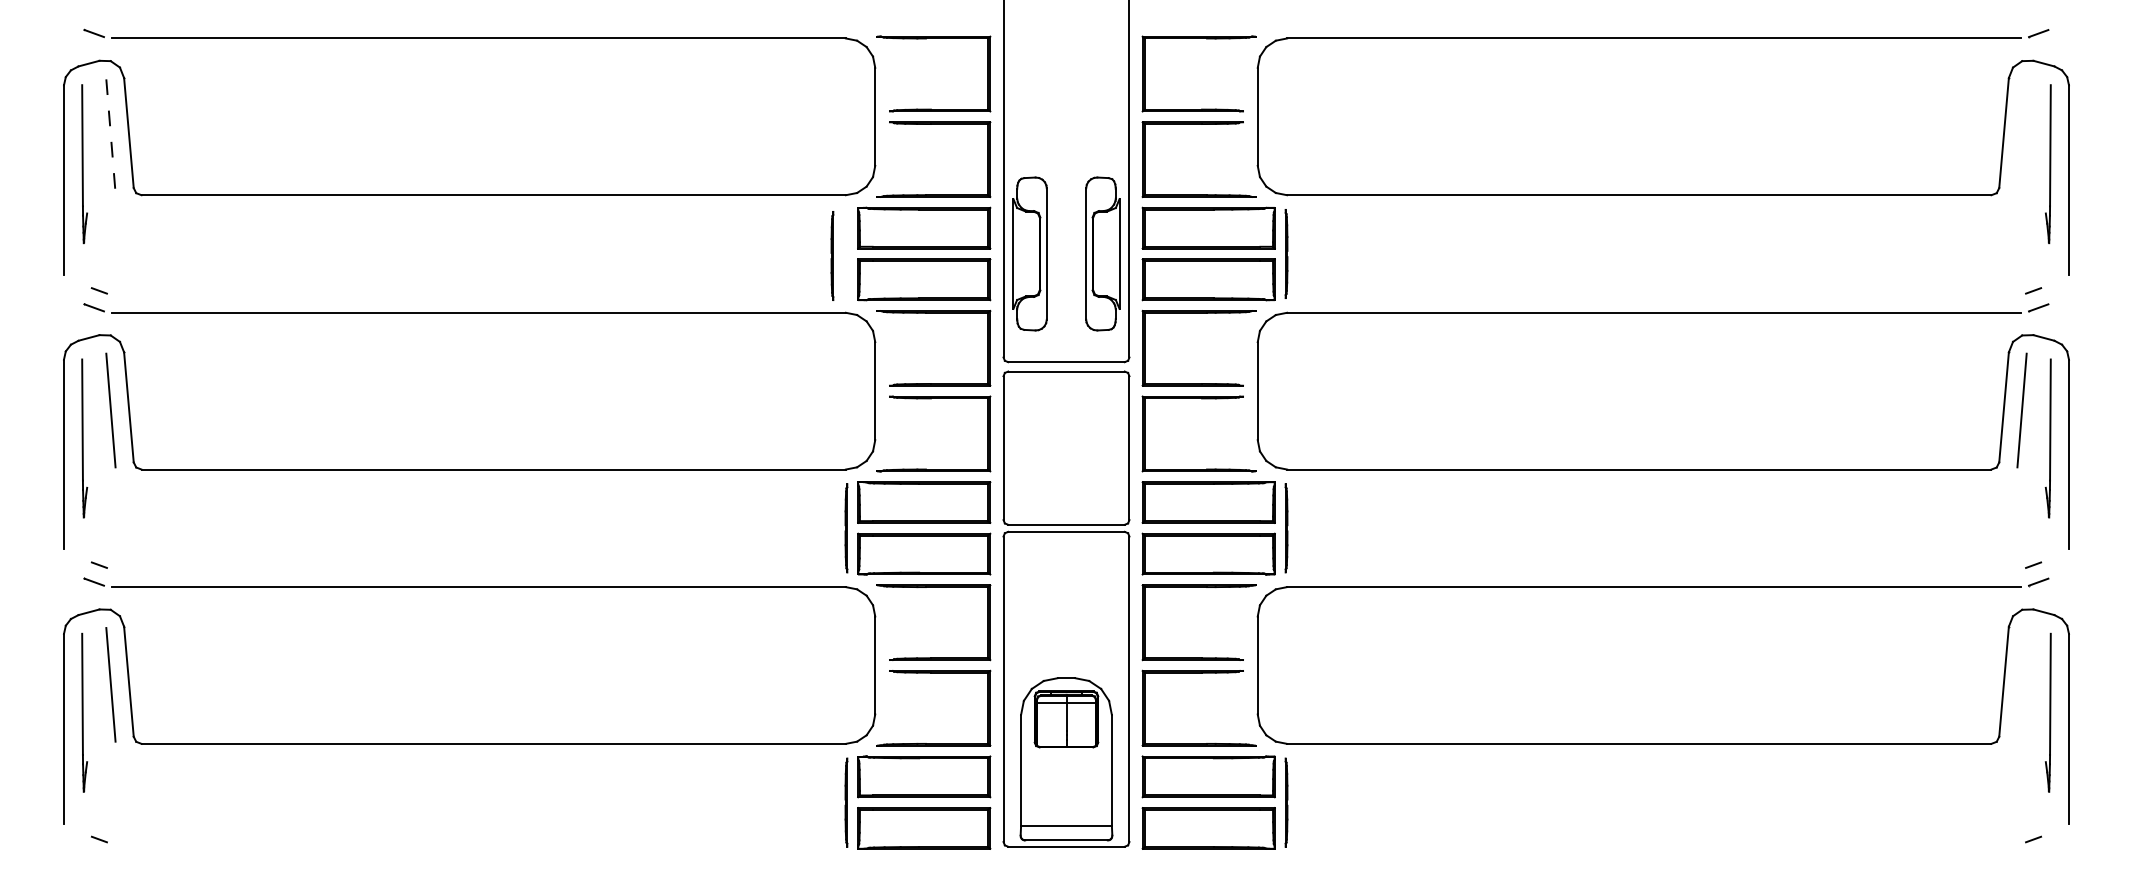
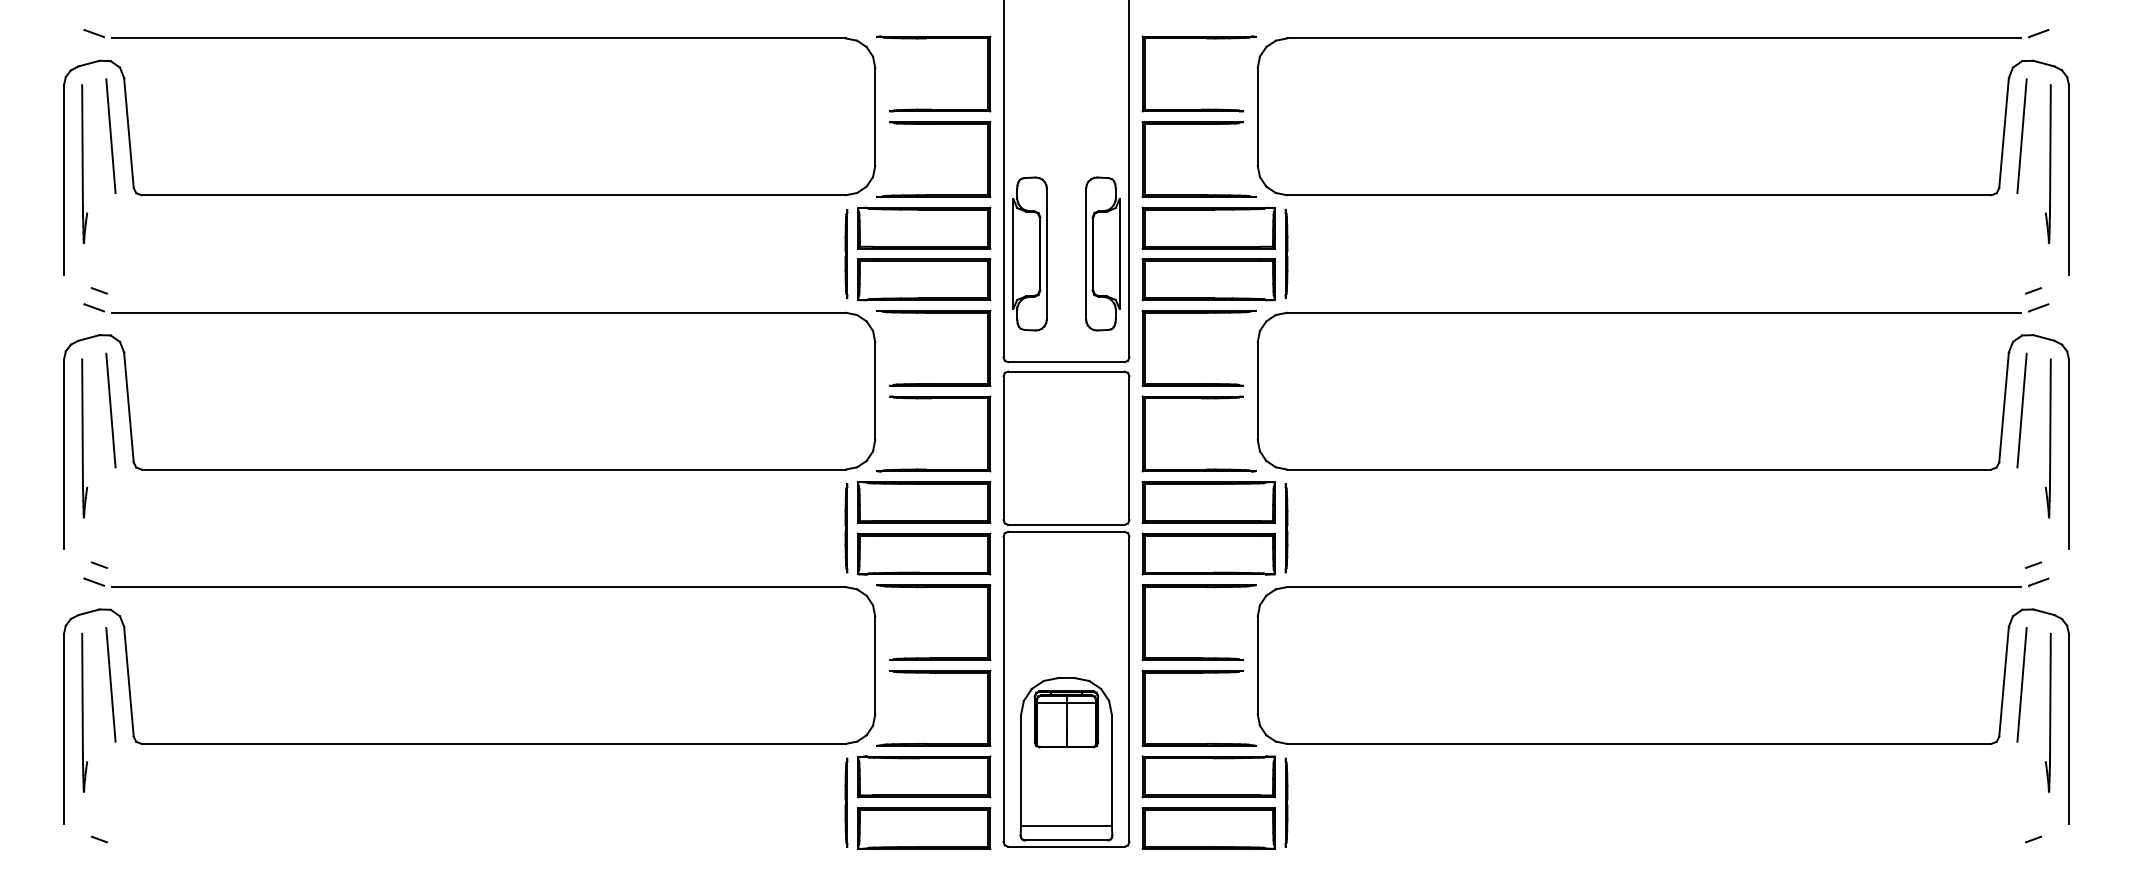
line: dashed -> solid (110, 136)
line: none -> present (2021, 136)
line position: (832, 255) -> (846, 253) (846, 253)
line: none -> present (2021, 684)
